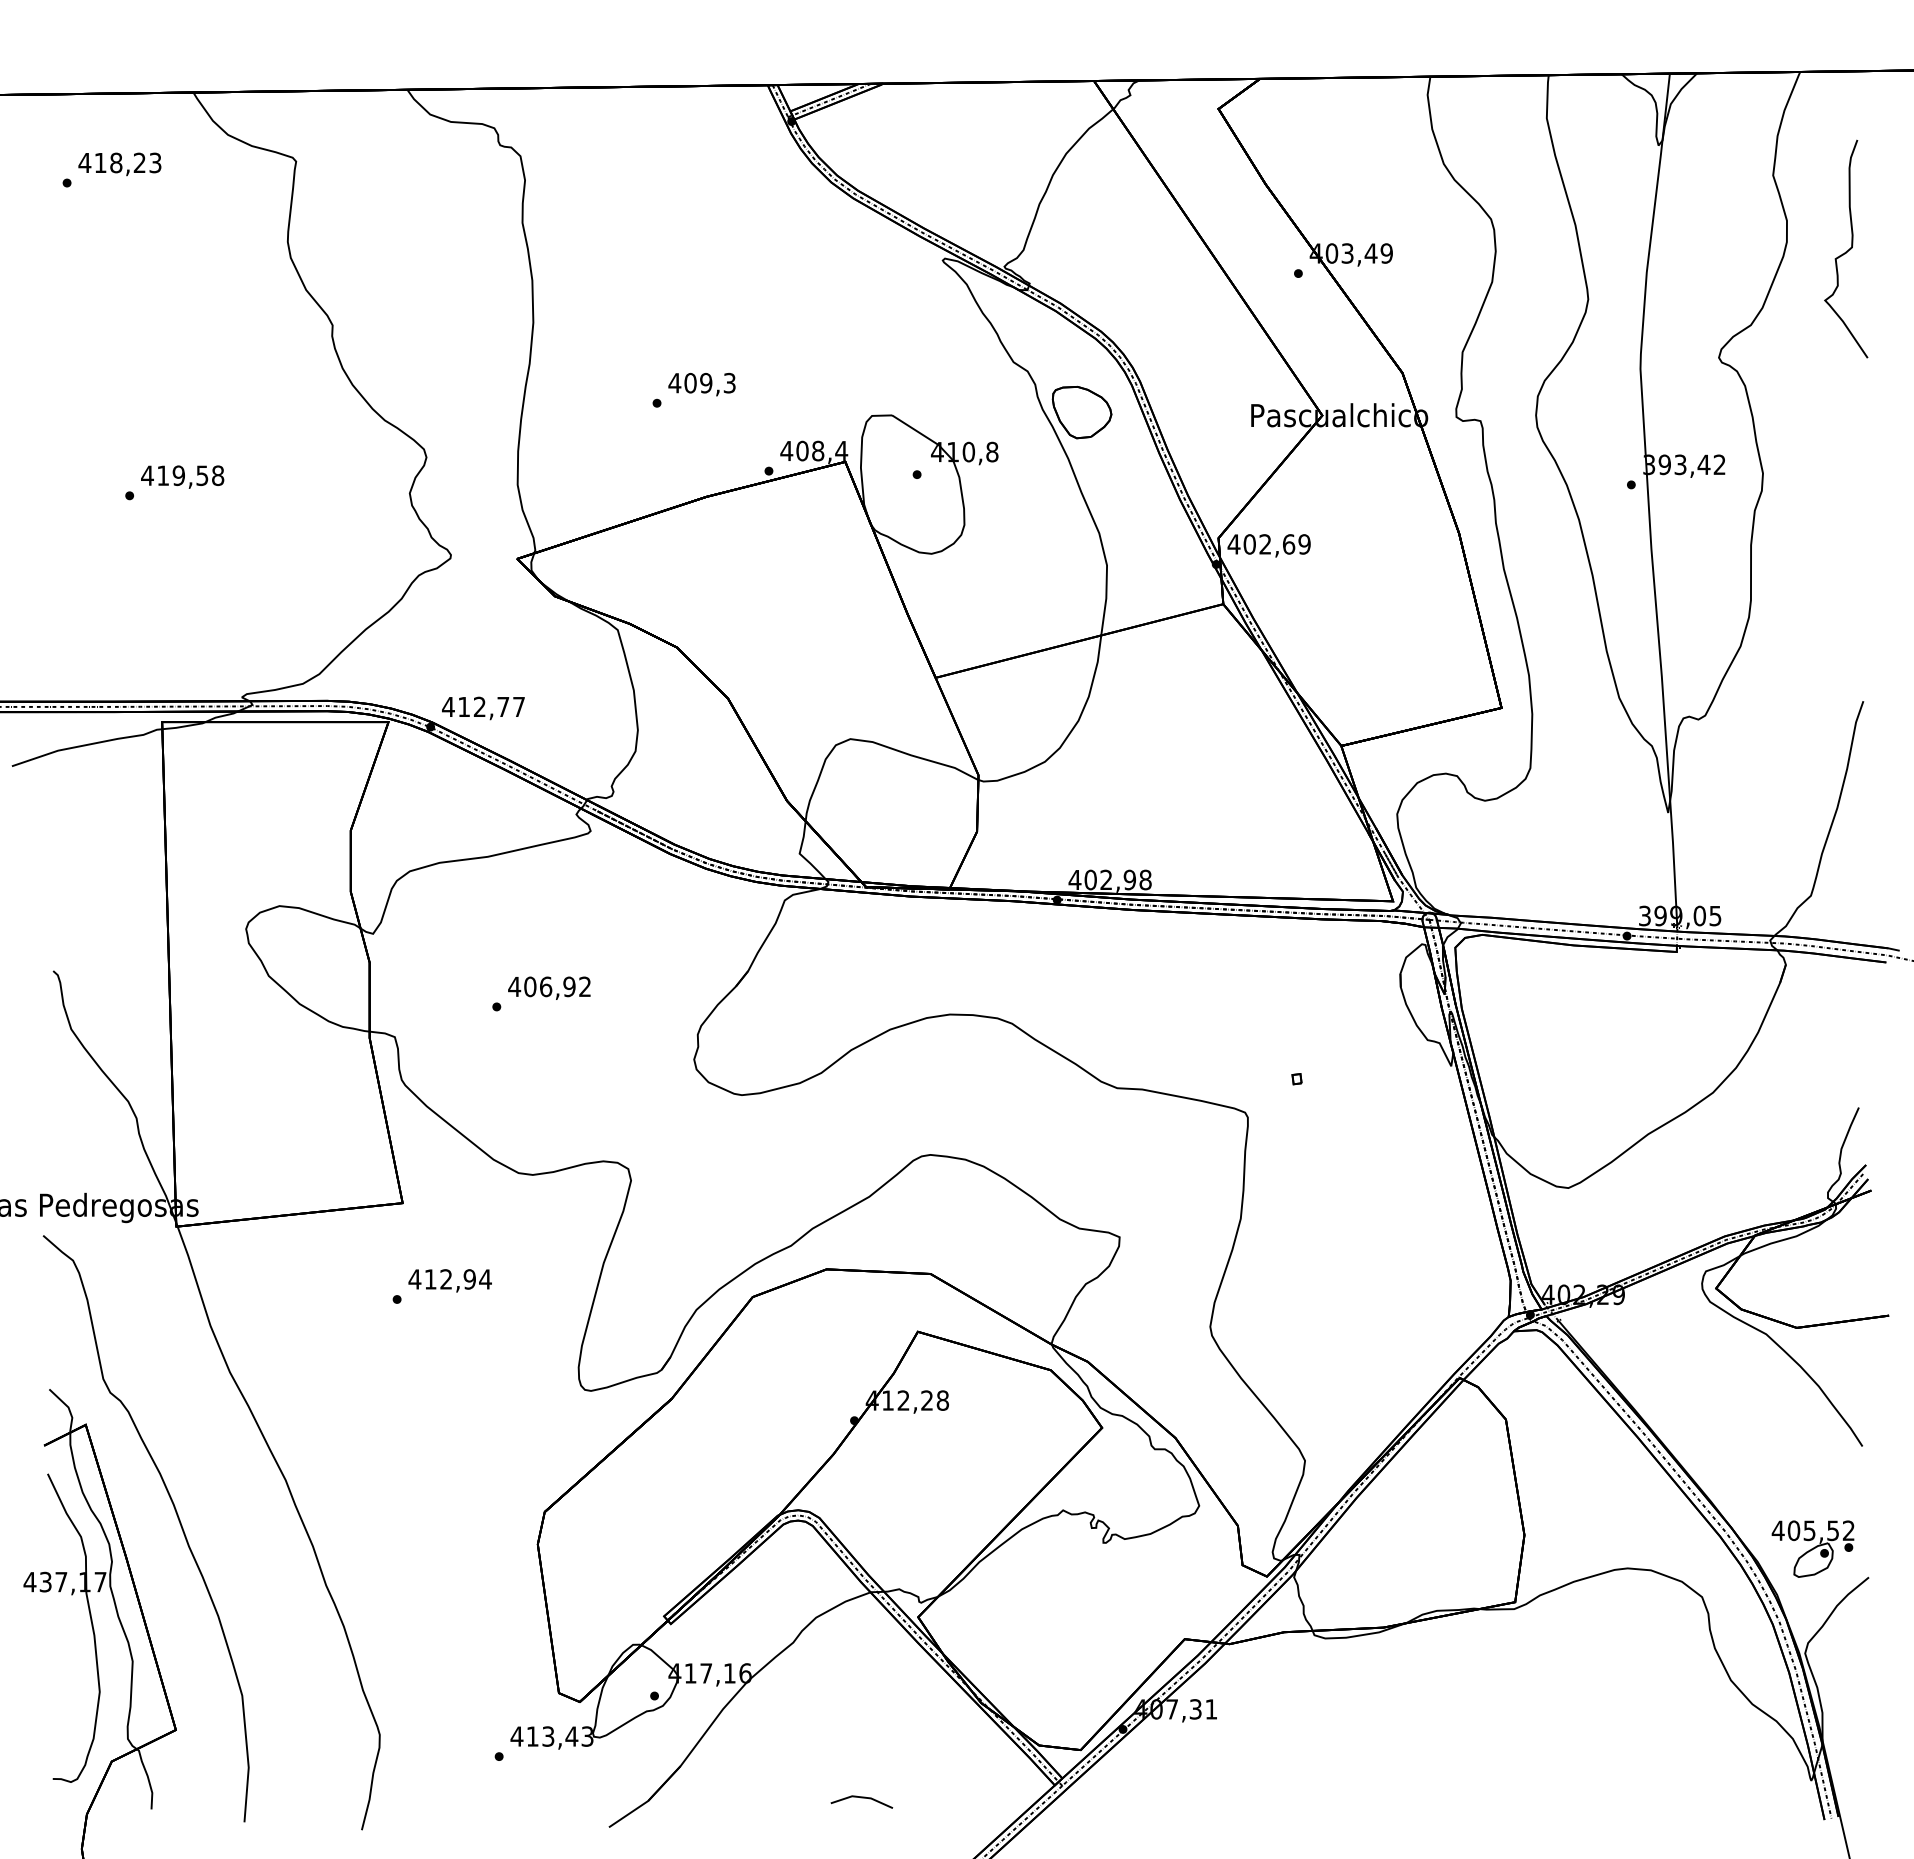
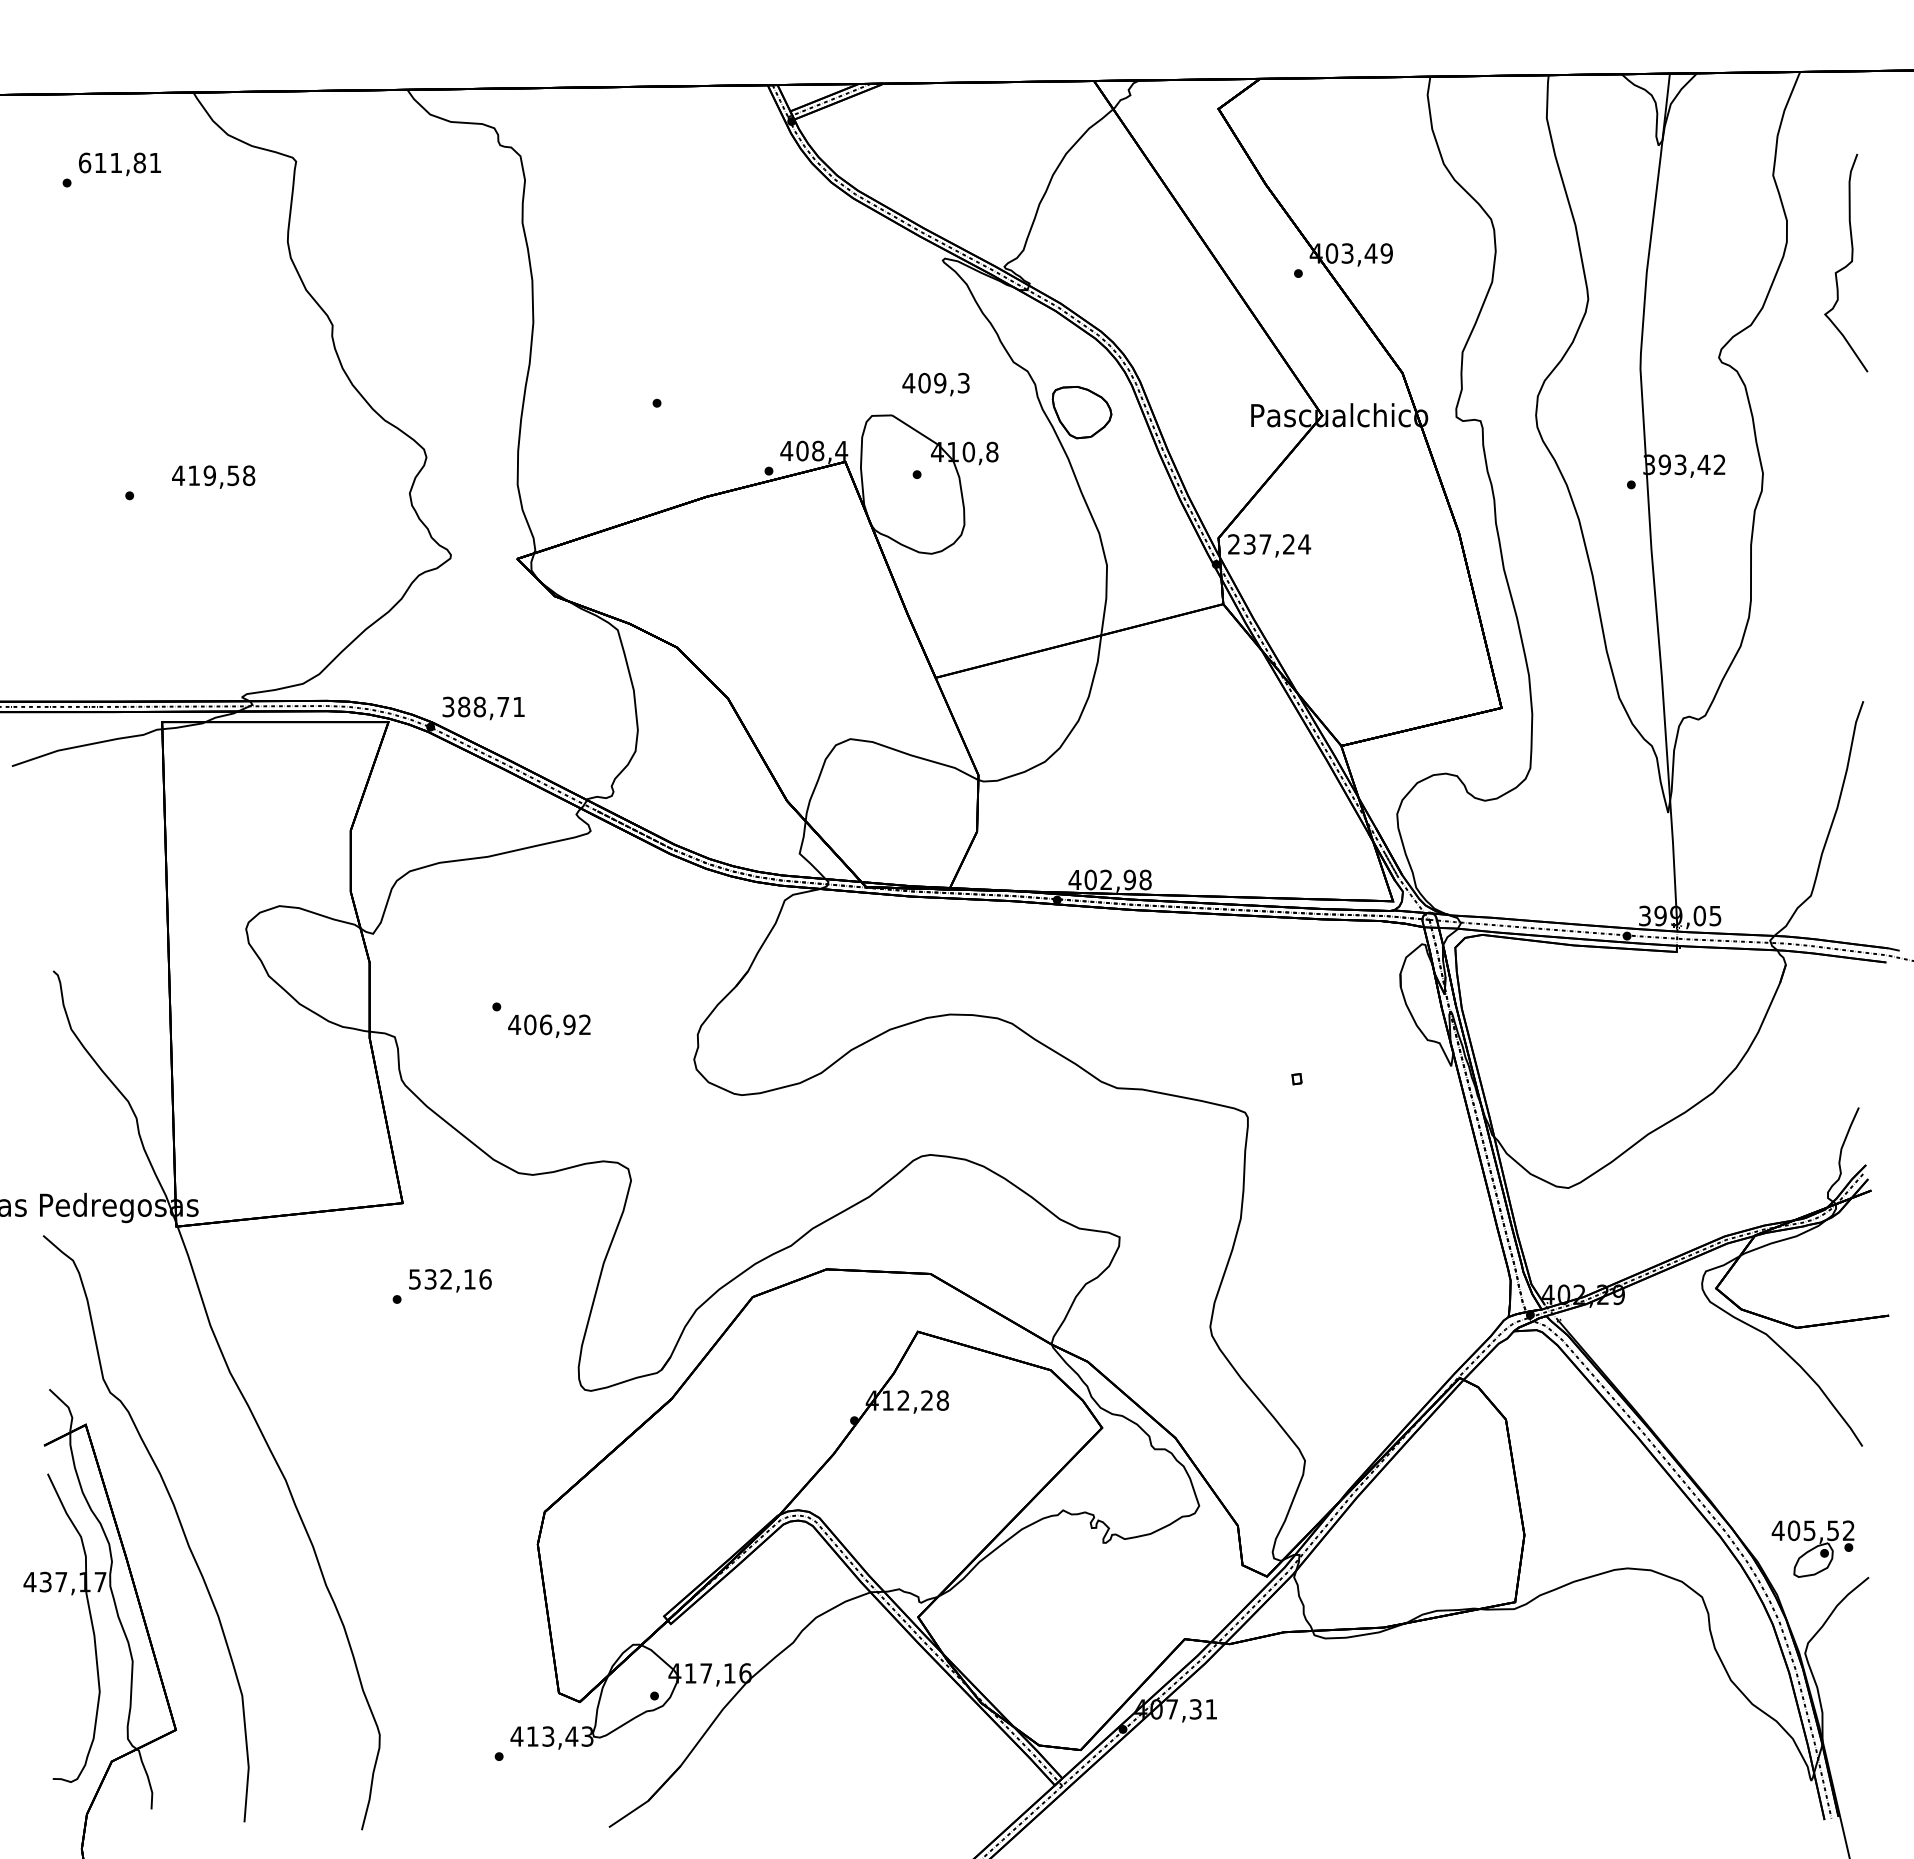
text: 418,23 -> 611,81 (119, 162)
curve position: (1848, 249) -> (1848, 263) (1848, 263)
text position: (701, 384) -> (935, 384) (935, 384)
text position: (182, 476) -> (213, 476) (213, 476)
text: 402,69 -> 237,24 (1269, 544)
text: 412,77 -> 388,71 (483, 706)
text position: (549, 987) -> (549, 1025) (549, 1025)
text: 412,94 -> 532,16 (449, 1279)
line: present -> none (861, 1798)
